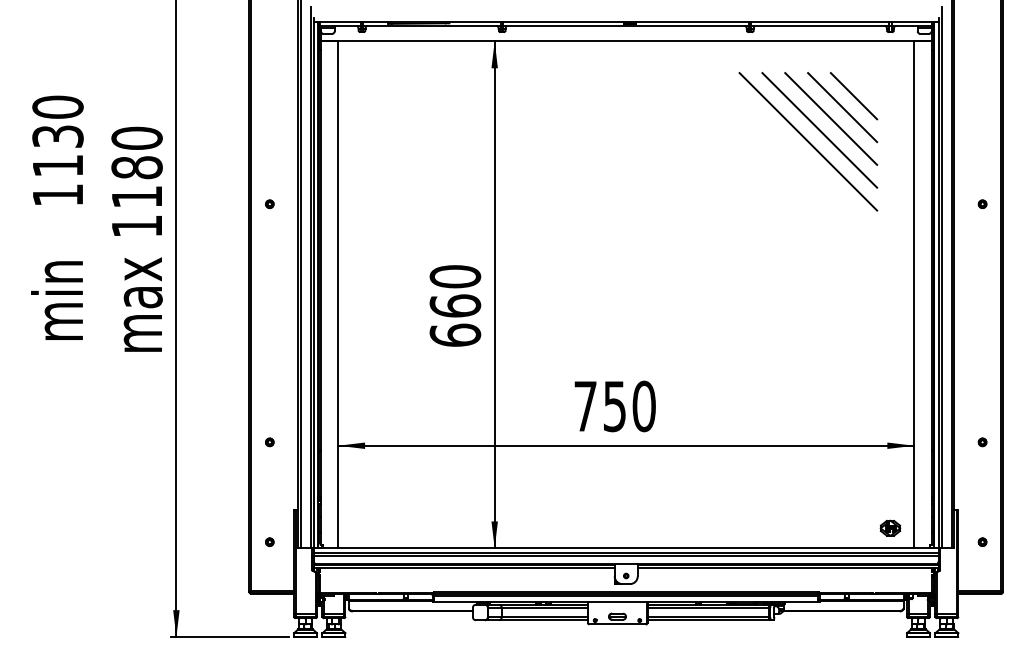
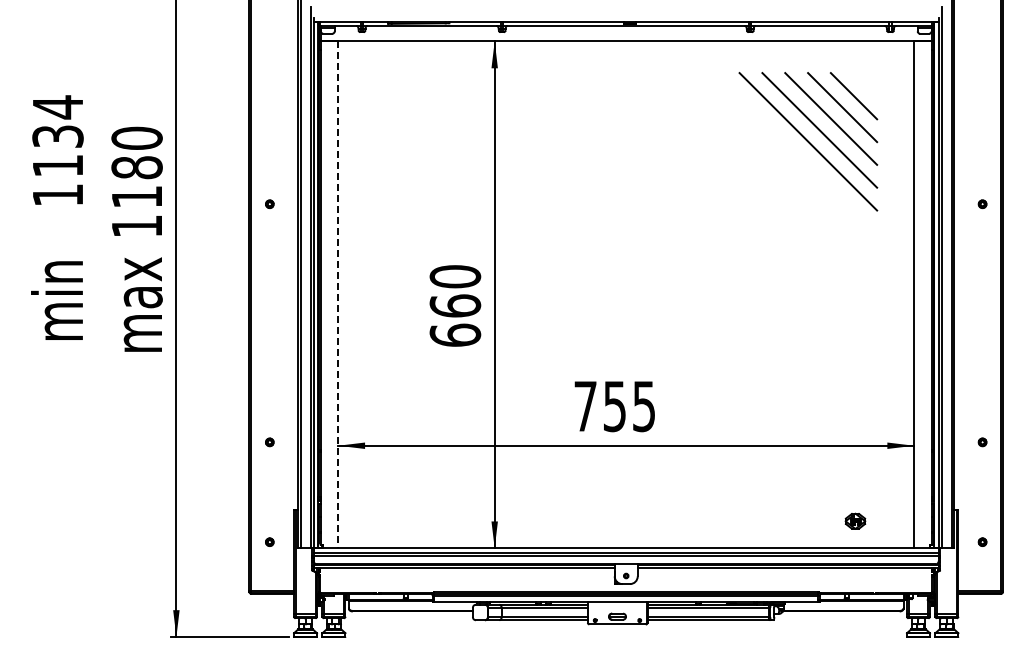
text: 1130 -> 1134 (57, 107)
line: solid -> dashed (338, 295)
text: 750 -> 755 (643, 406)
part position: (890, 527) -> (855, 520) (855, 520)
